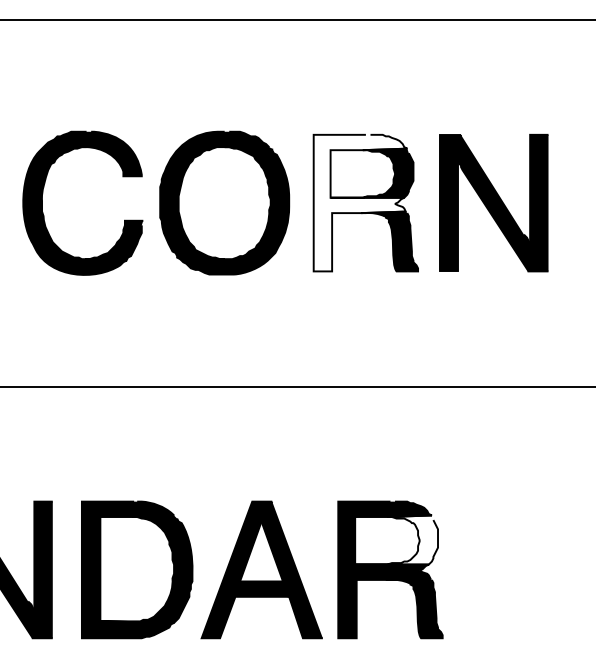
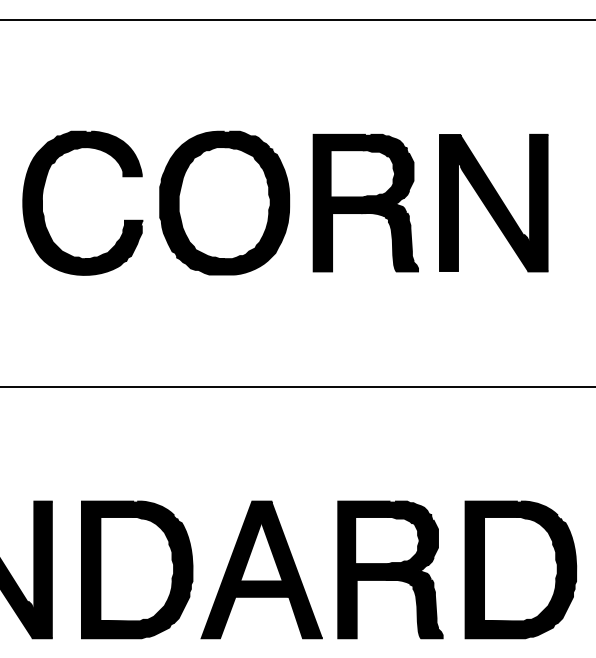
fill: none -> present (360, 202)
fill: none -> present (396, 539)
part: none -> present (520, 569)
